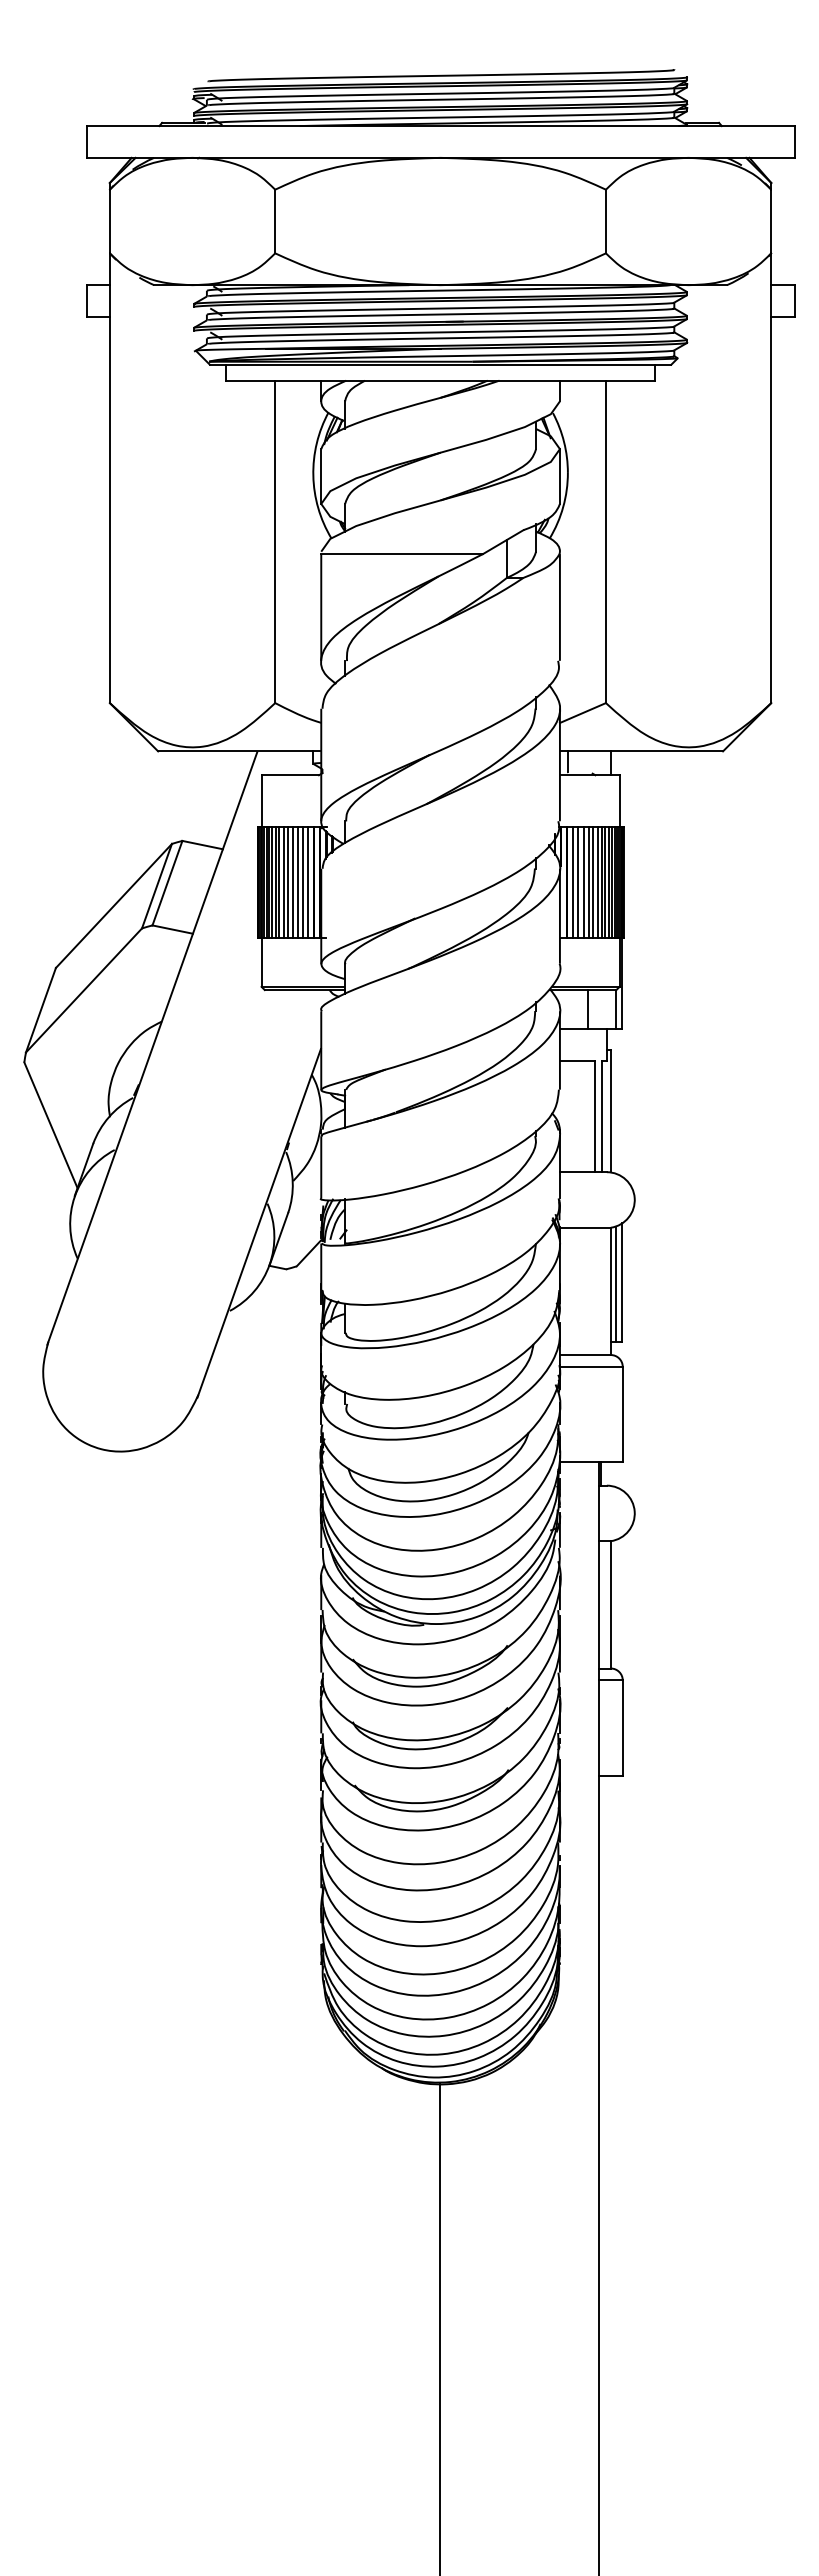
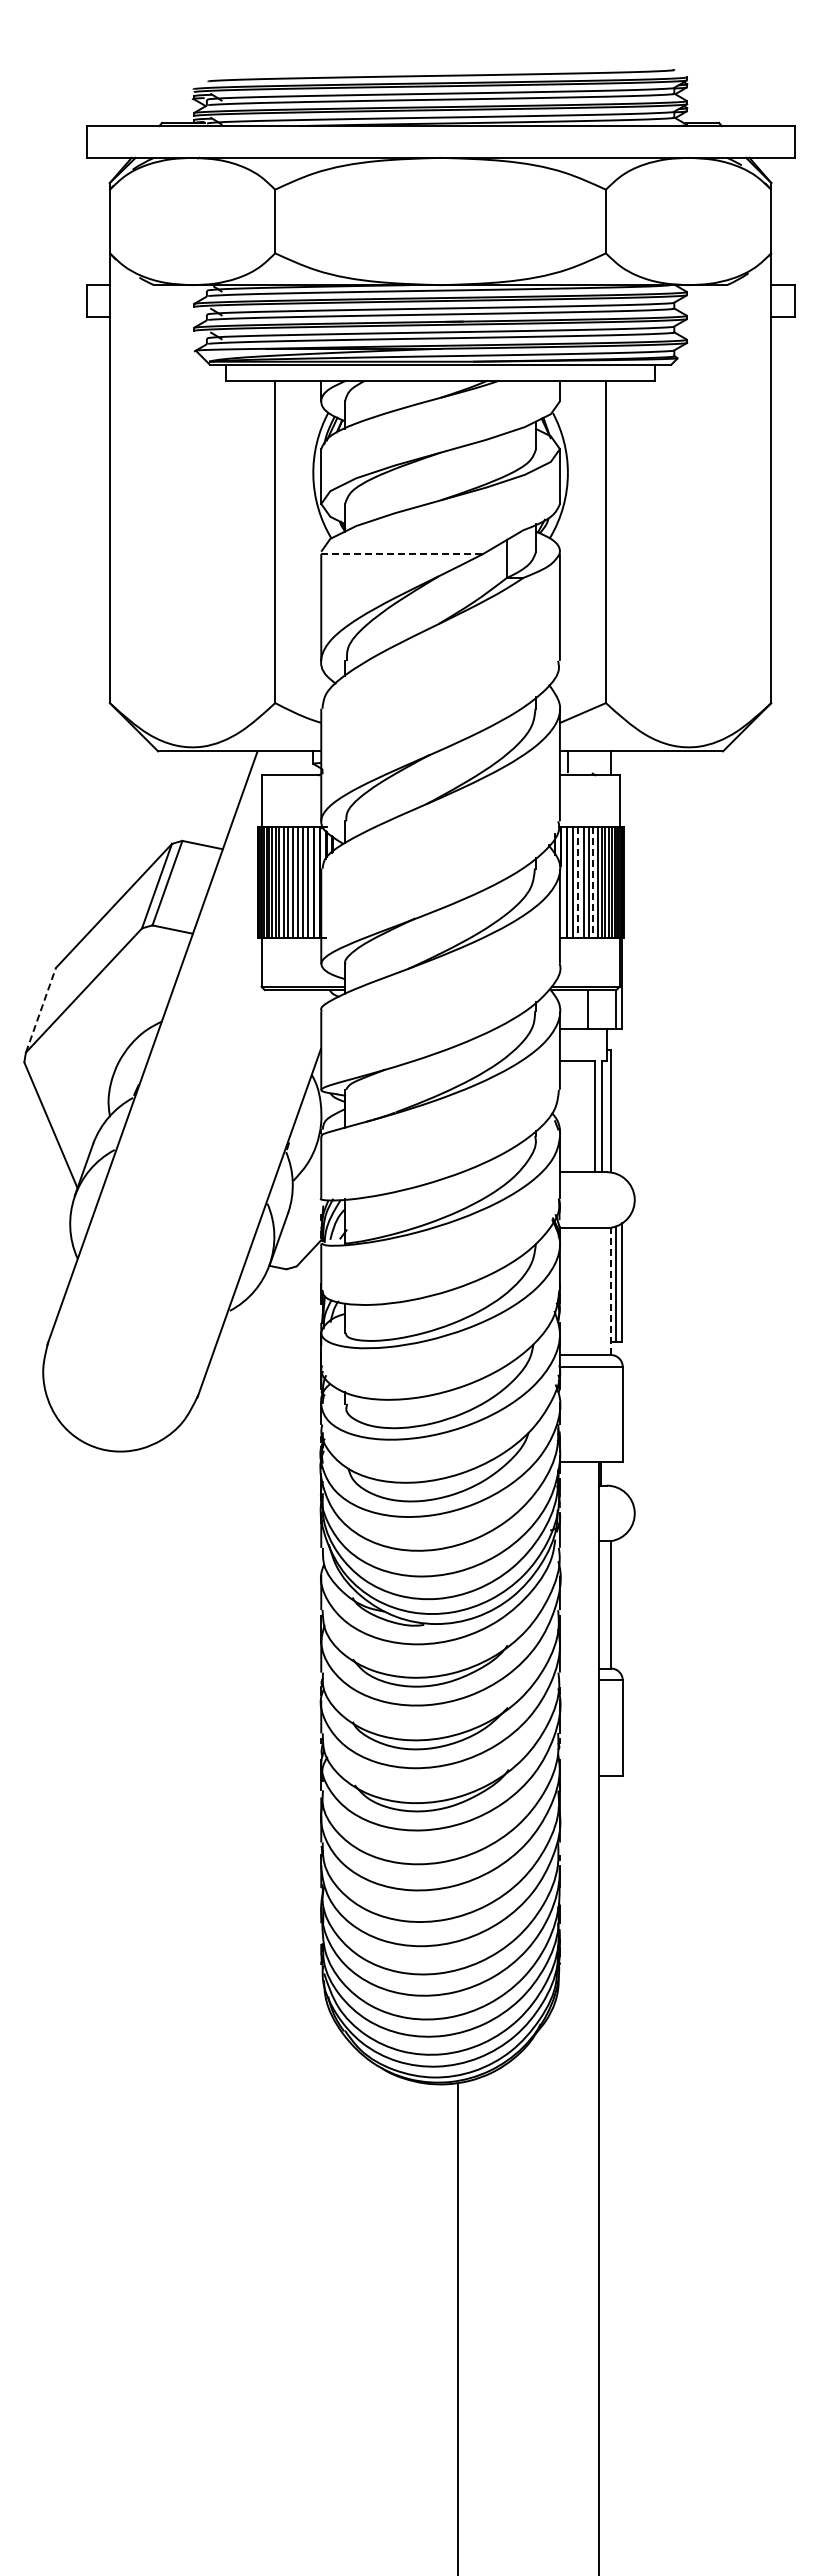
line: solid -> dashed (402, 554)
line: solid -> dashed (578, 882)
line: solid -> dashed (593, 882)
line: solid -> dashed (40, 1010)
line: solid -> dashed (610, 1291)
line position: (439, 2327) -> (457, 2327) (457, 2327)
